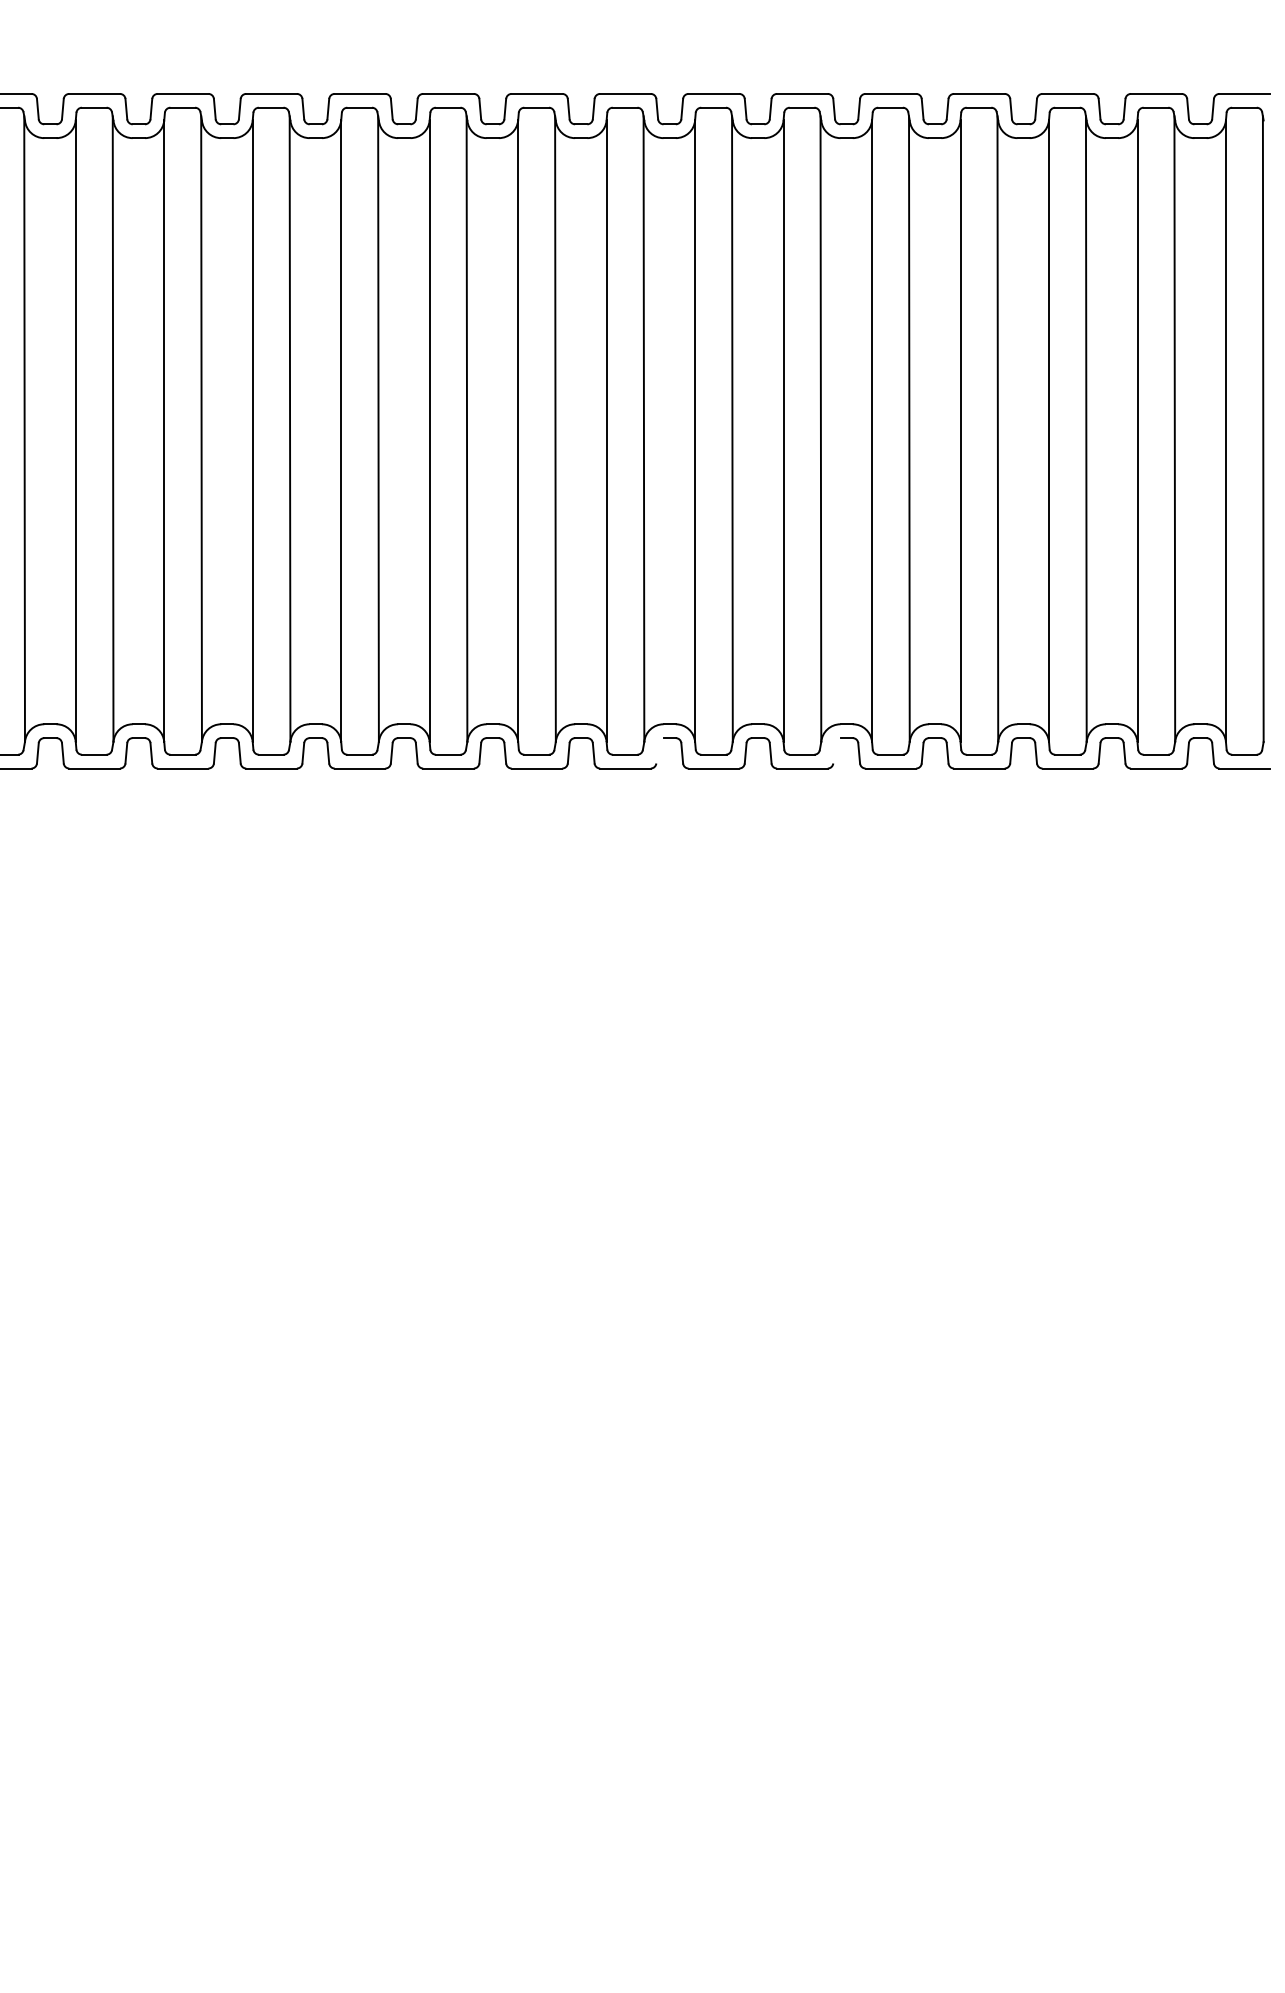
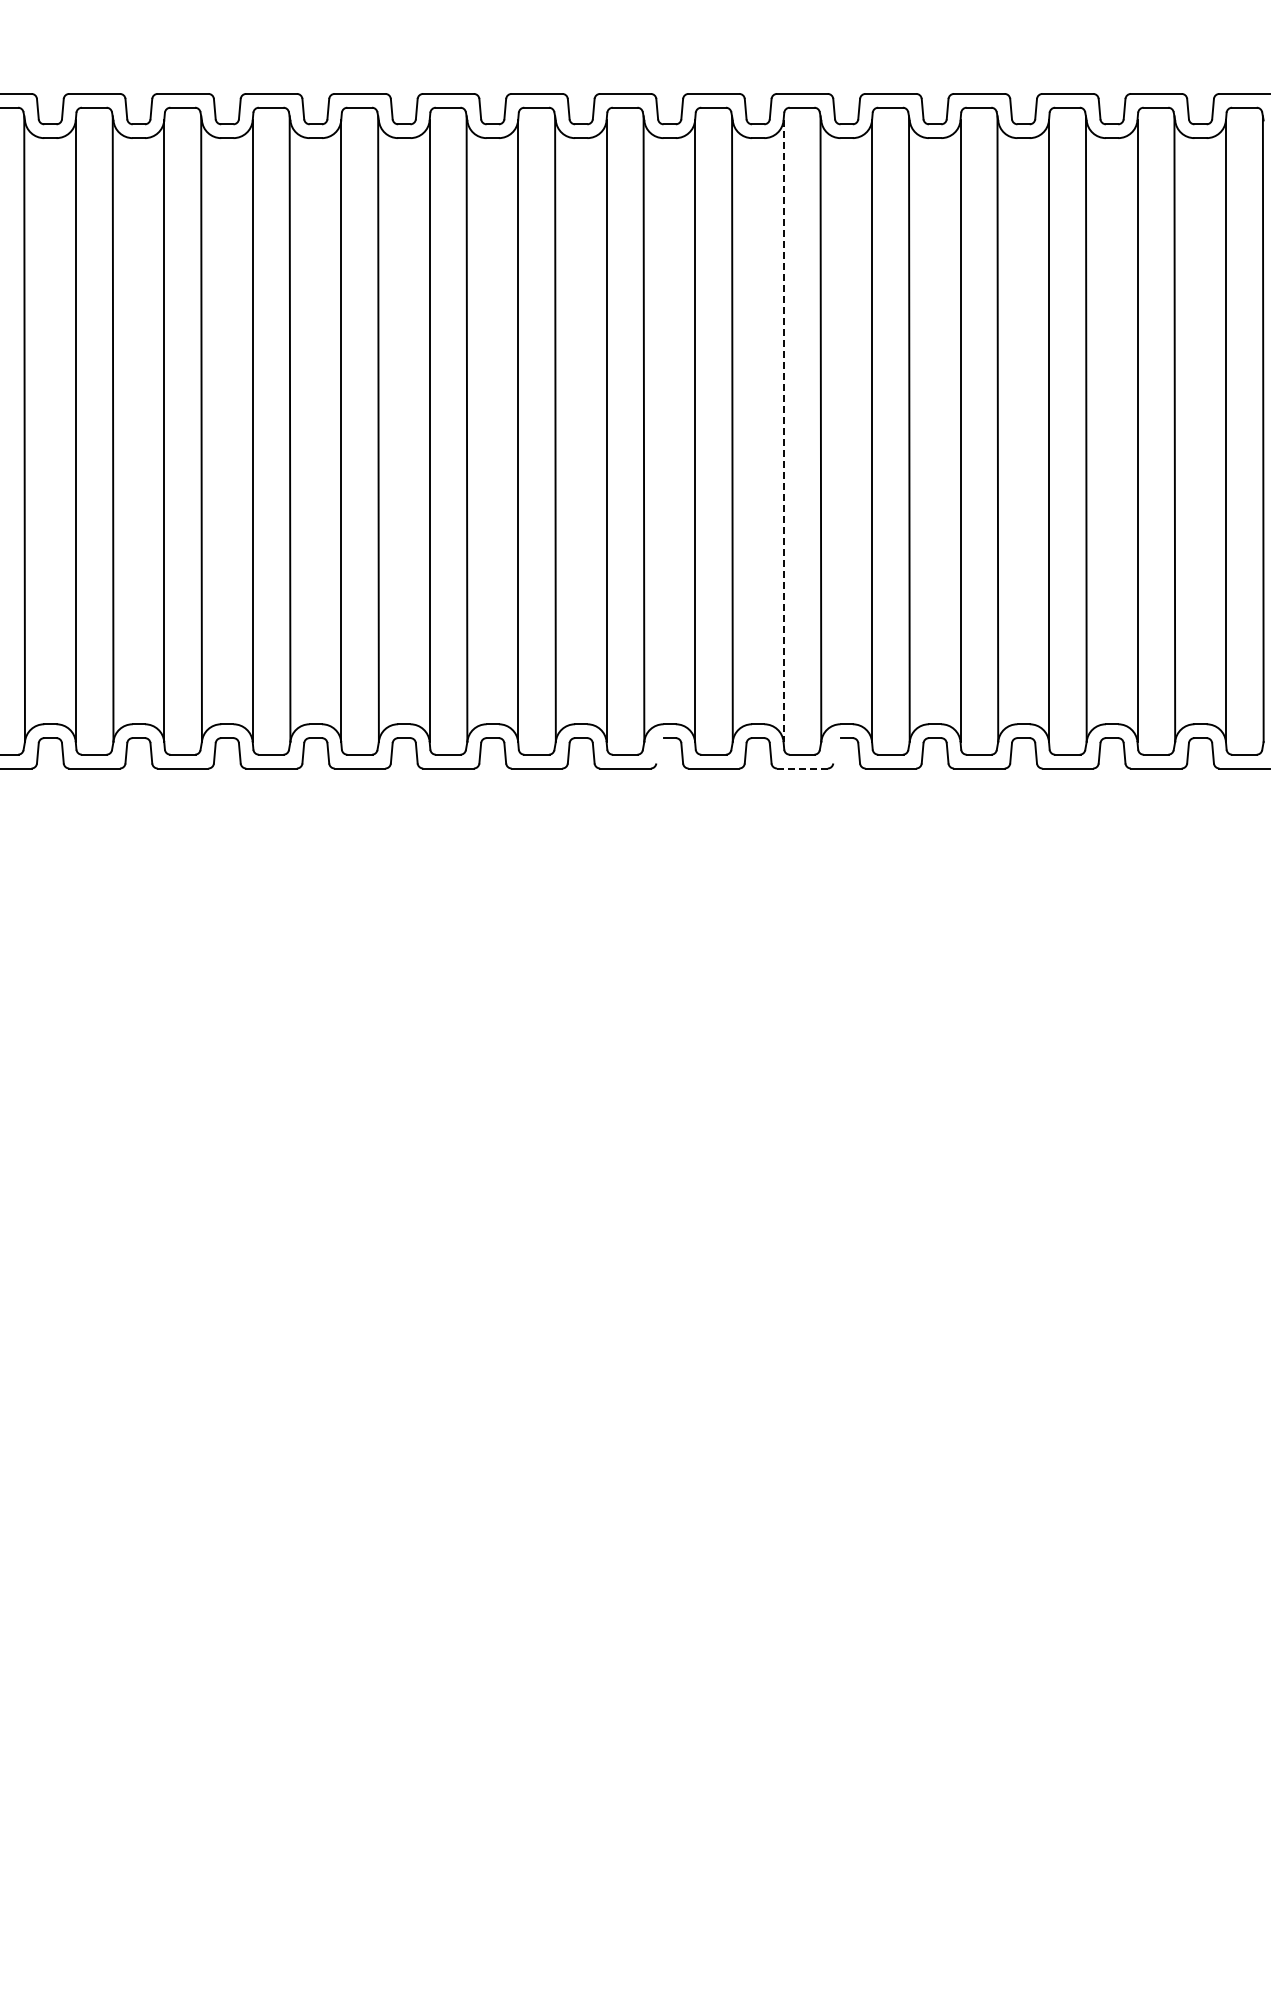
line: solid -> dashed (783, 431)
line: solid -> dashed (802, 768)
